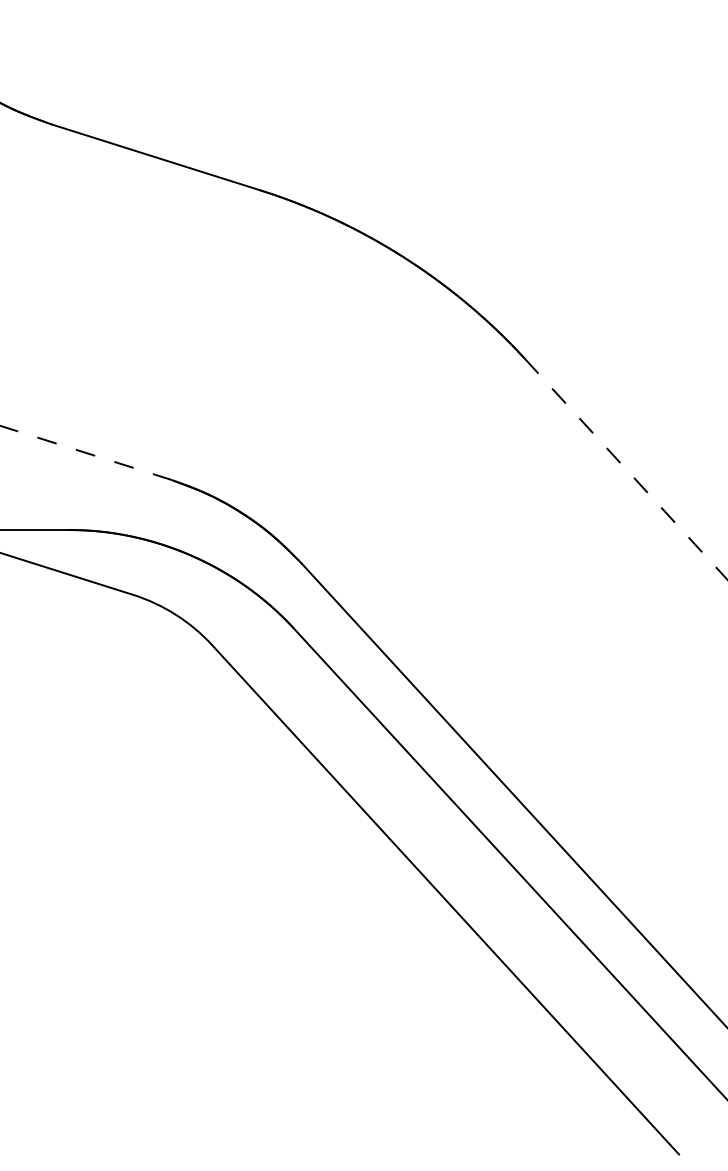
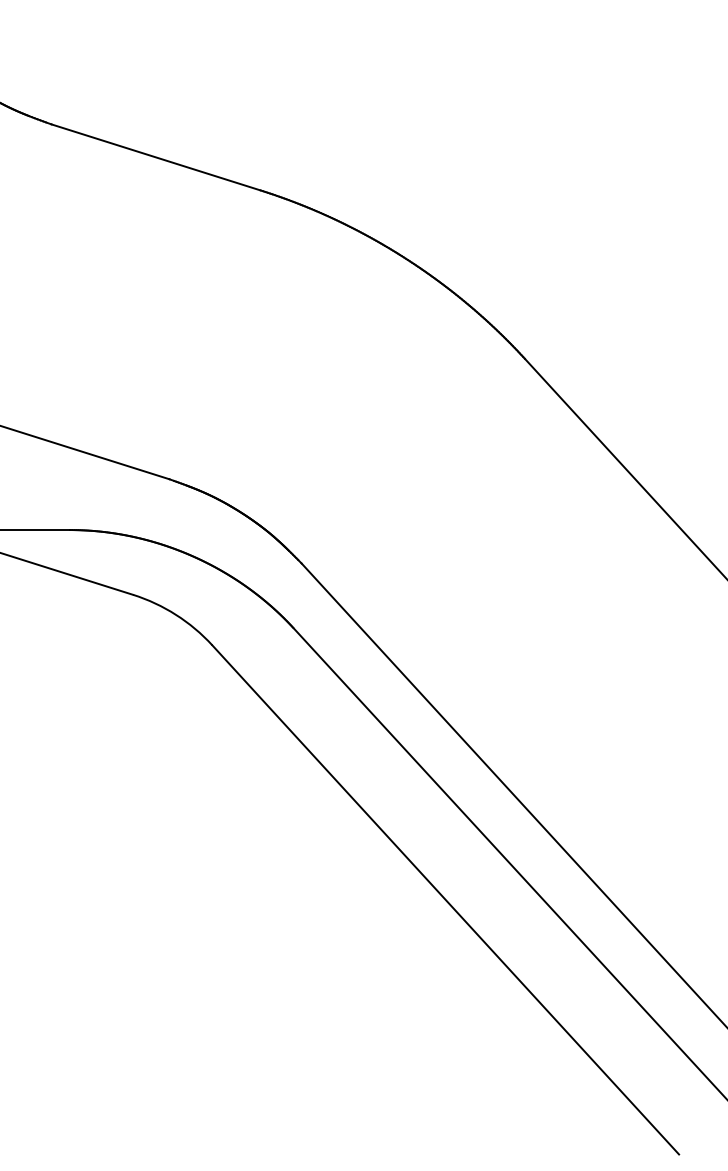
line: dashed -> solid (84, 452)
line: dashed -> solid (626, 469)
